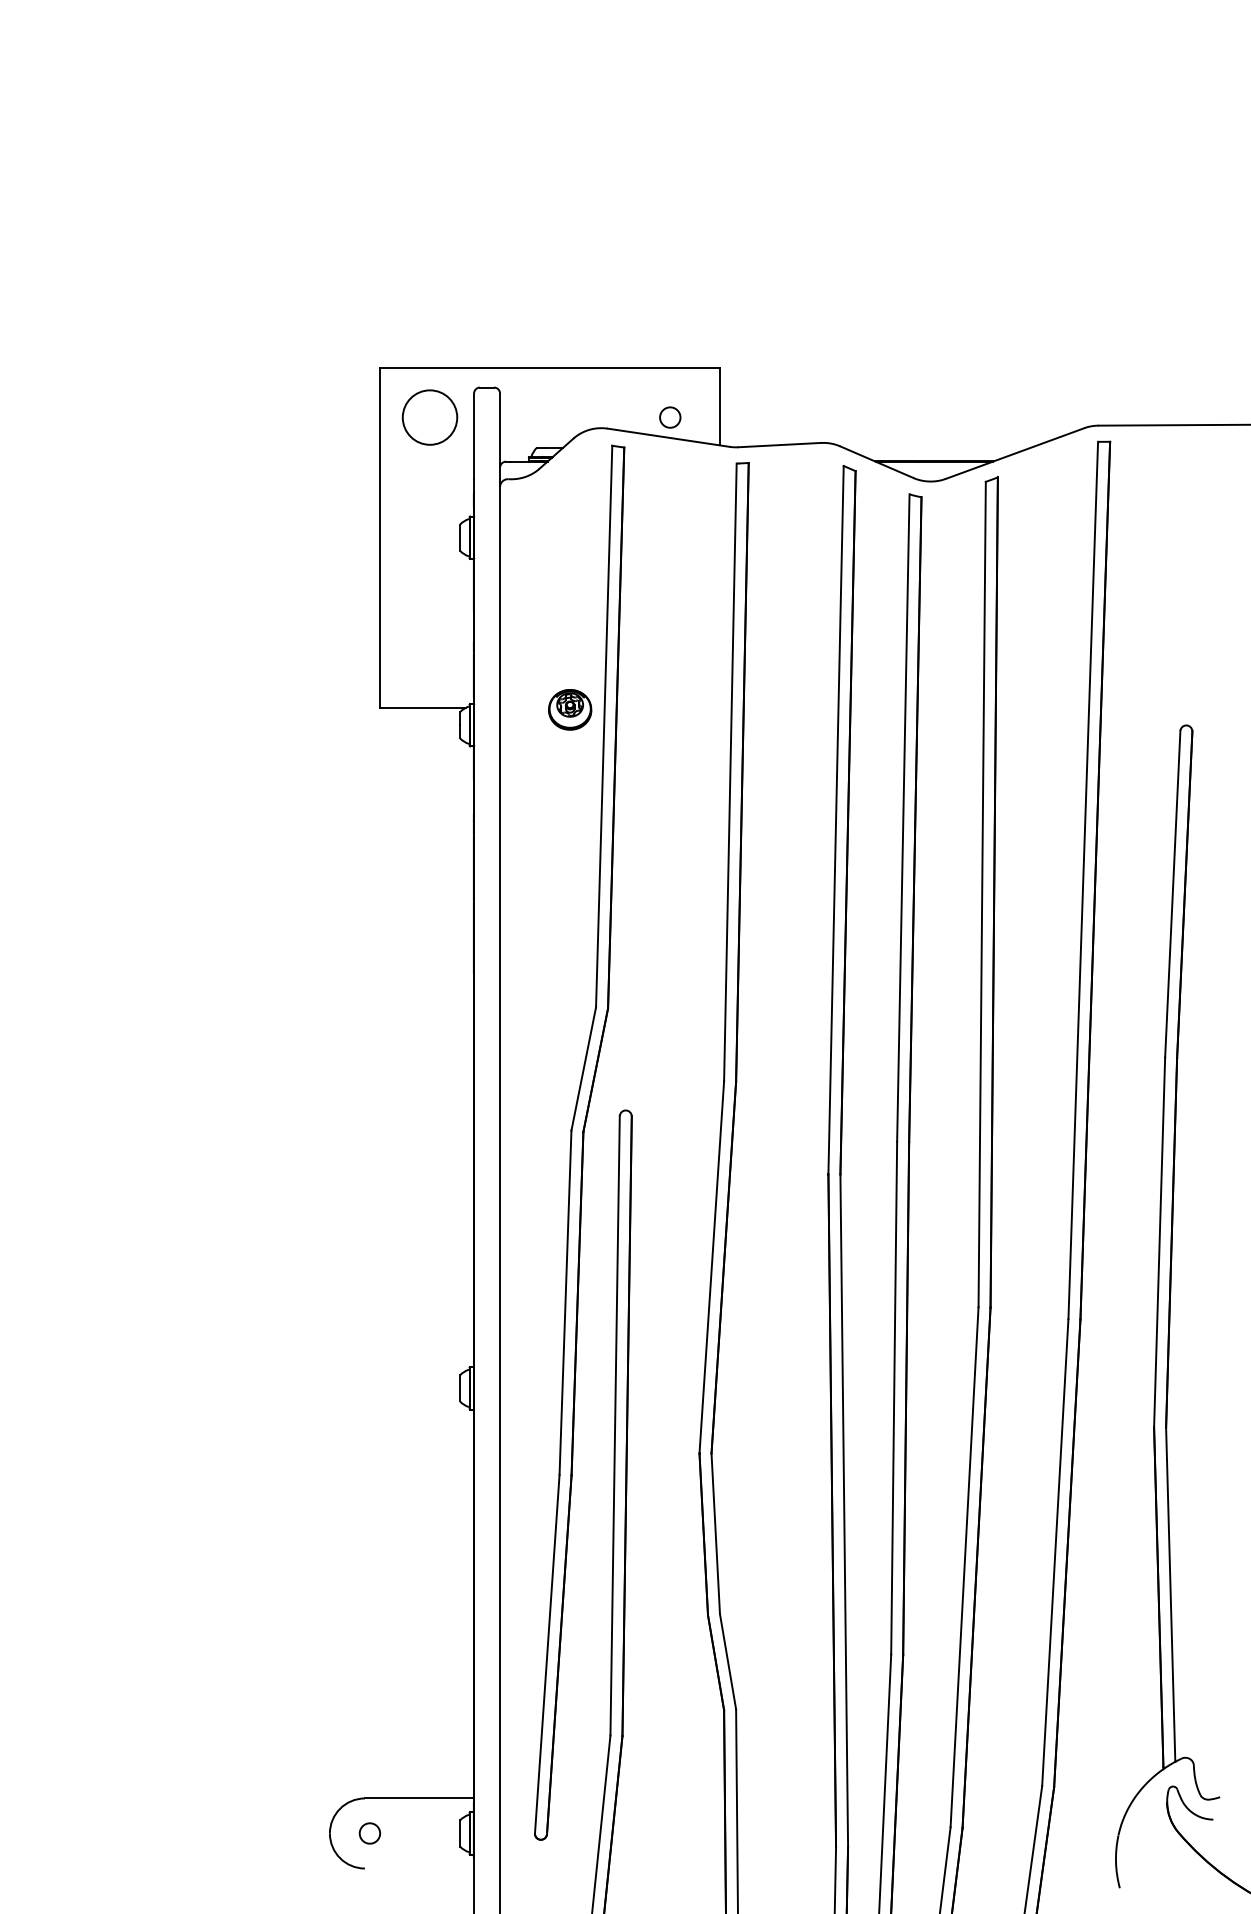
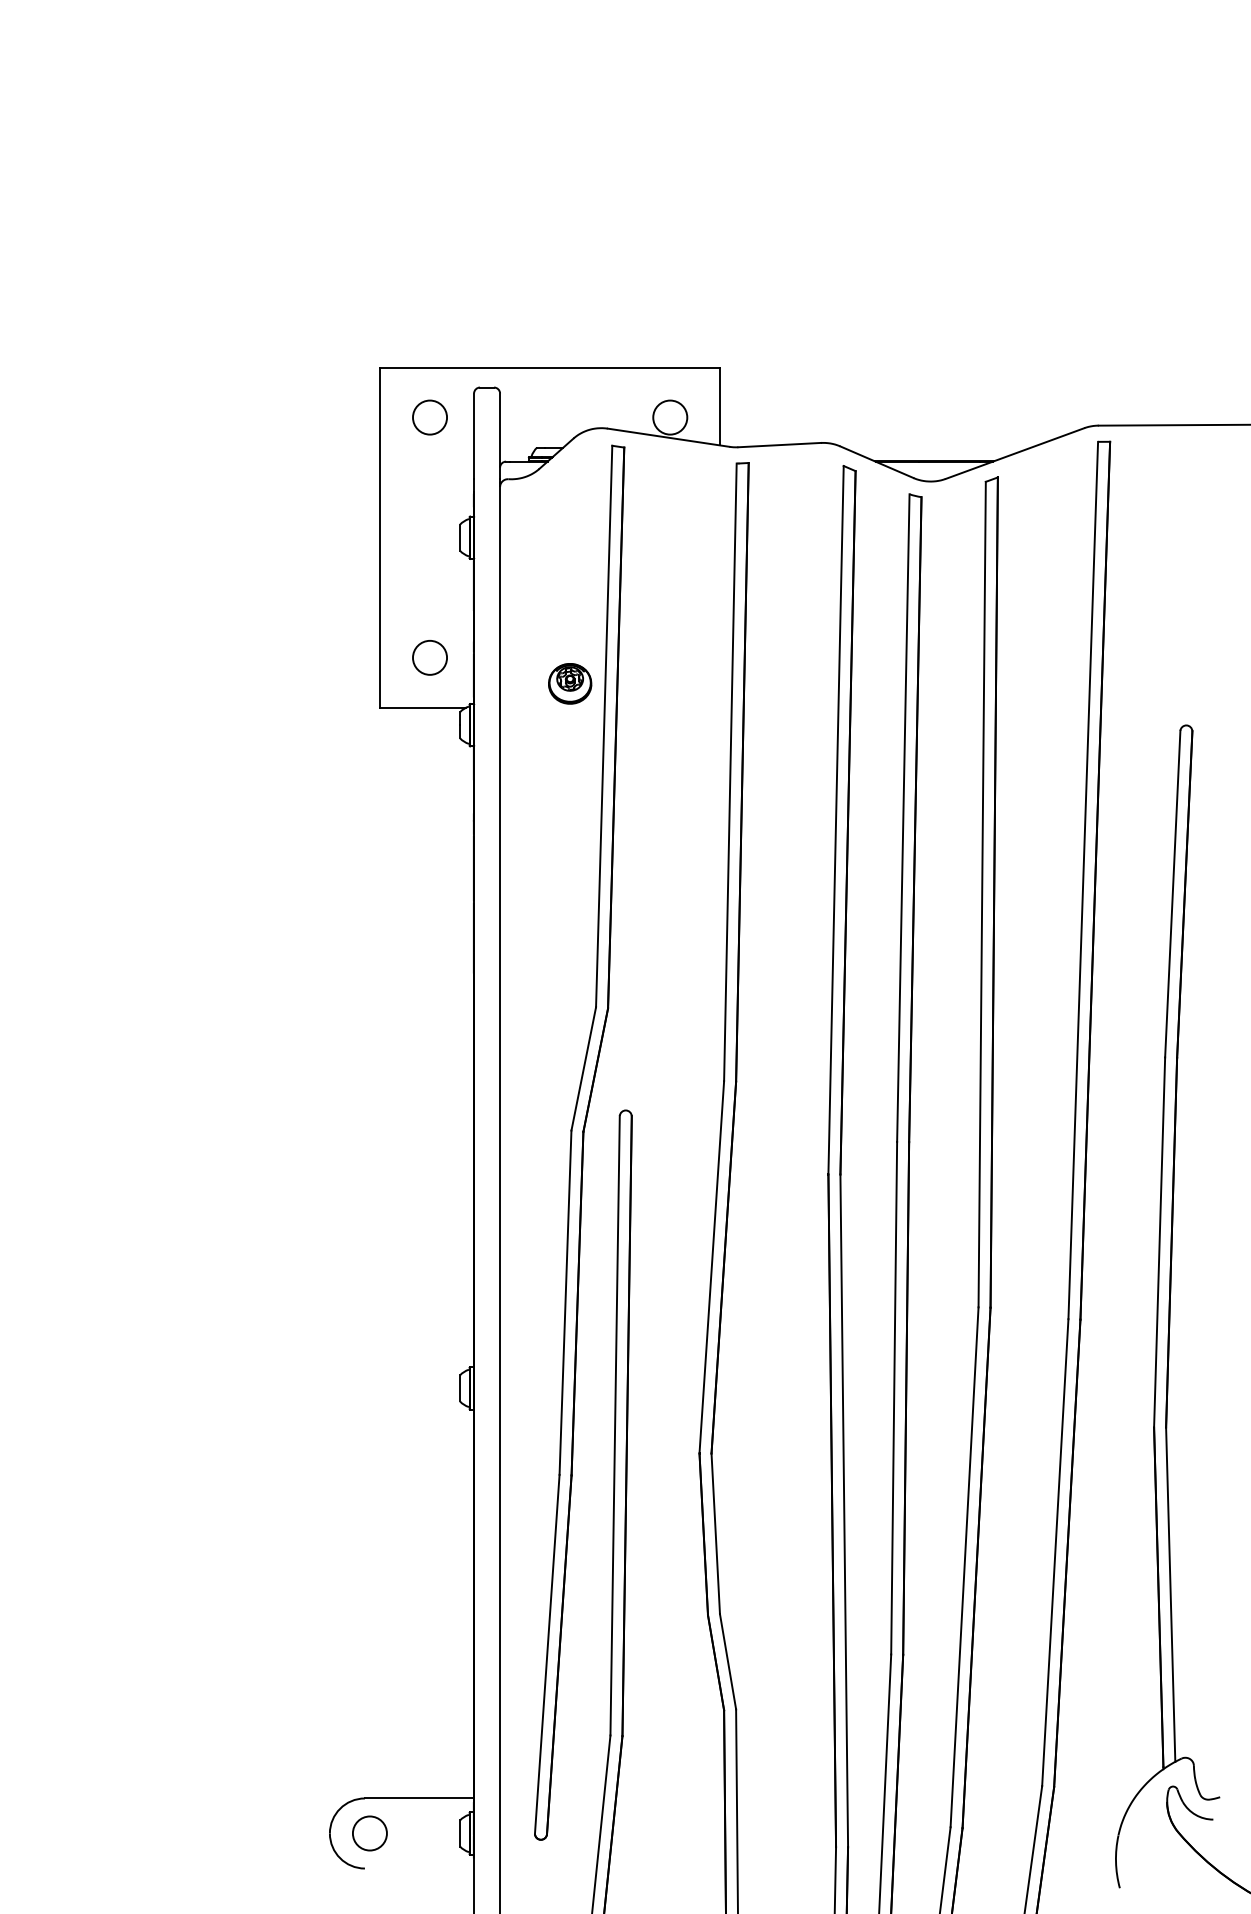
circle diameter: 54 px -> 34 px (430, 417)
circle diameter: 20 px -> 34 px (670, 417)
circle: none -> present (429, 657)
part position: (570, 709) -> (570, 683) (570, 683)
circle diameter: 20 px -> 34 px (369, 1833)
